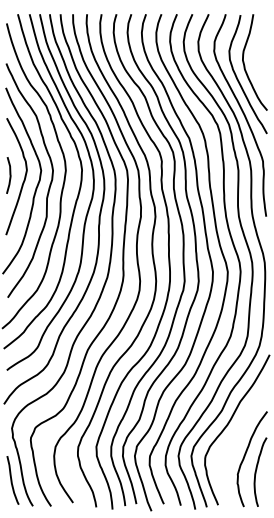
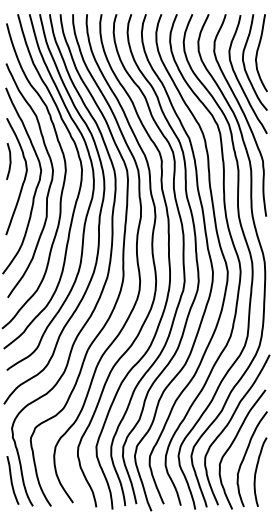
curve: none -> present (258, 51)
curve position: (9, 175) -> (9, 161) (9, 161)
curve: none -> present (233, 443)
